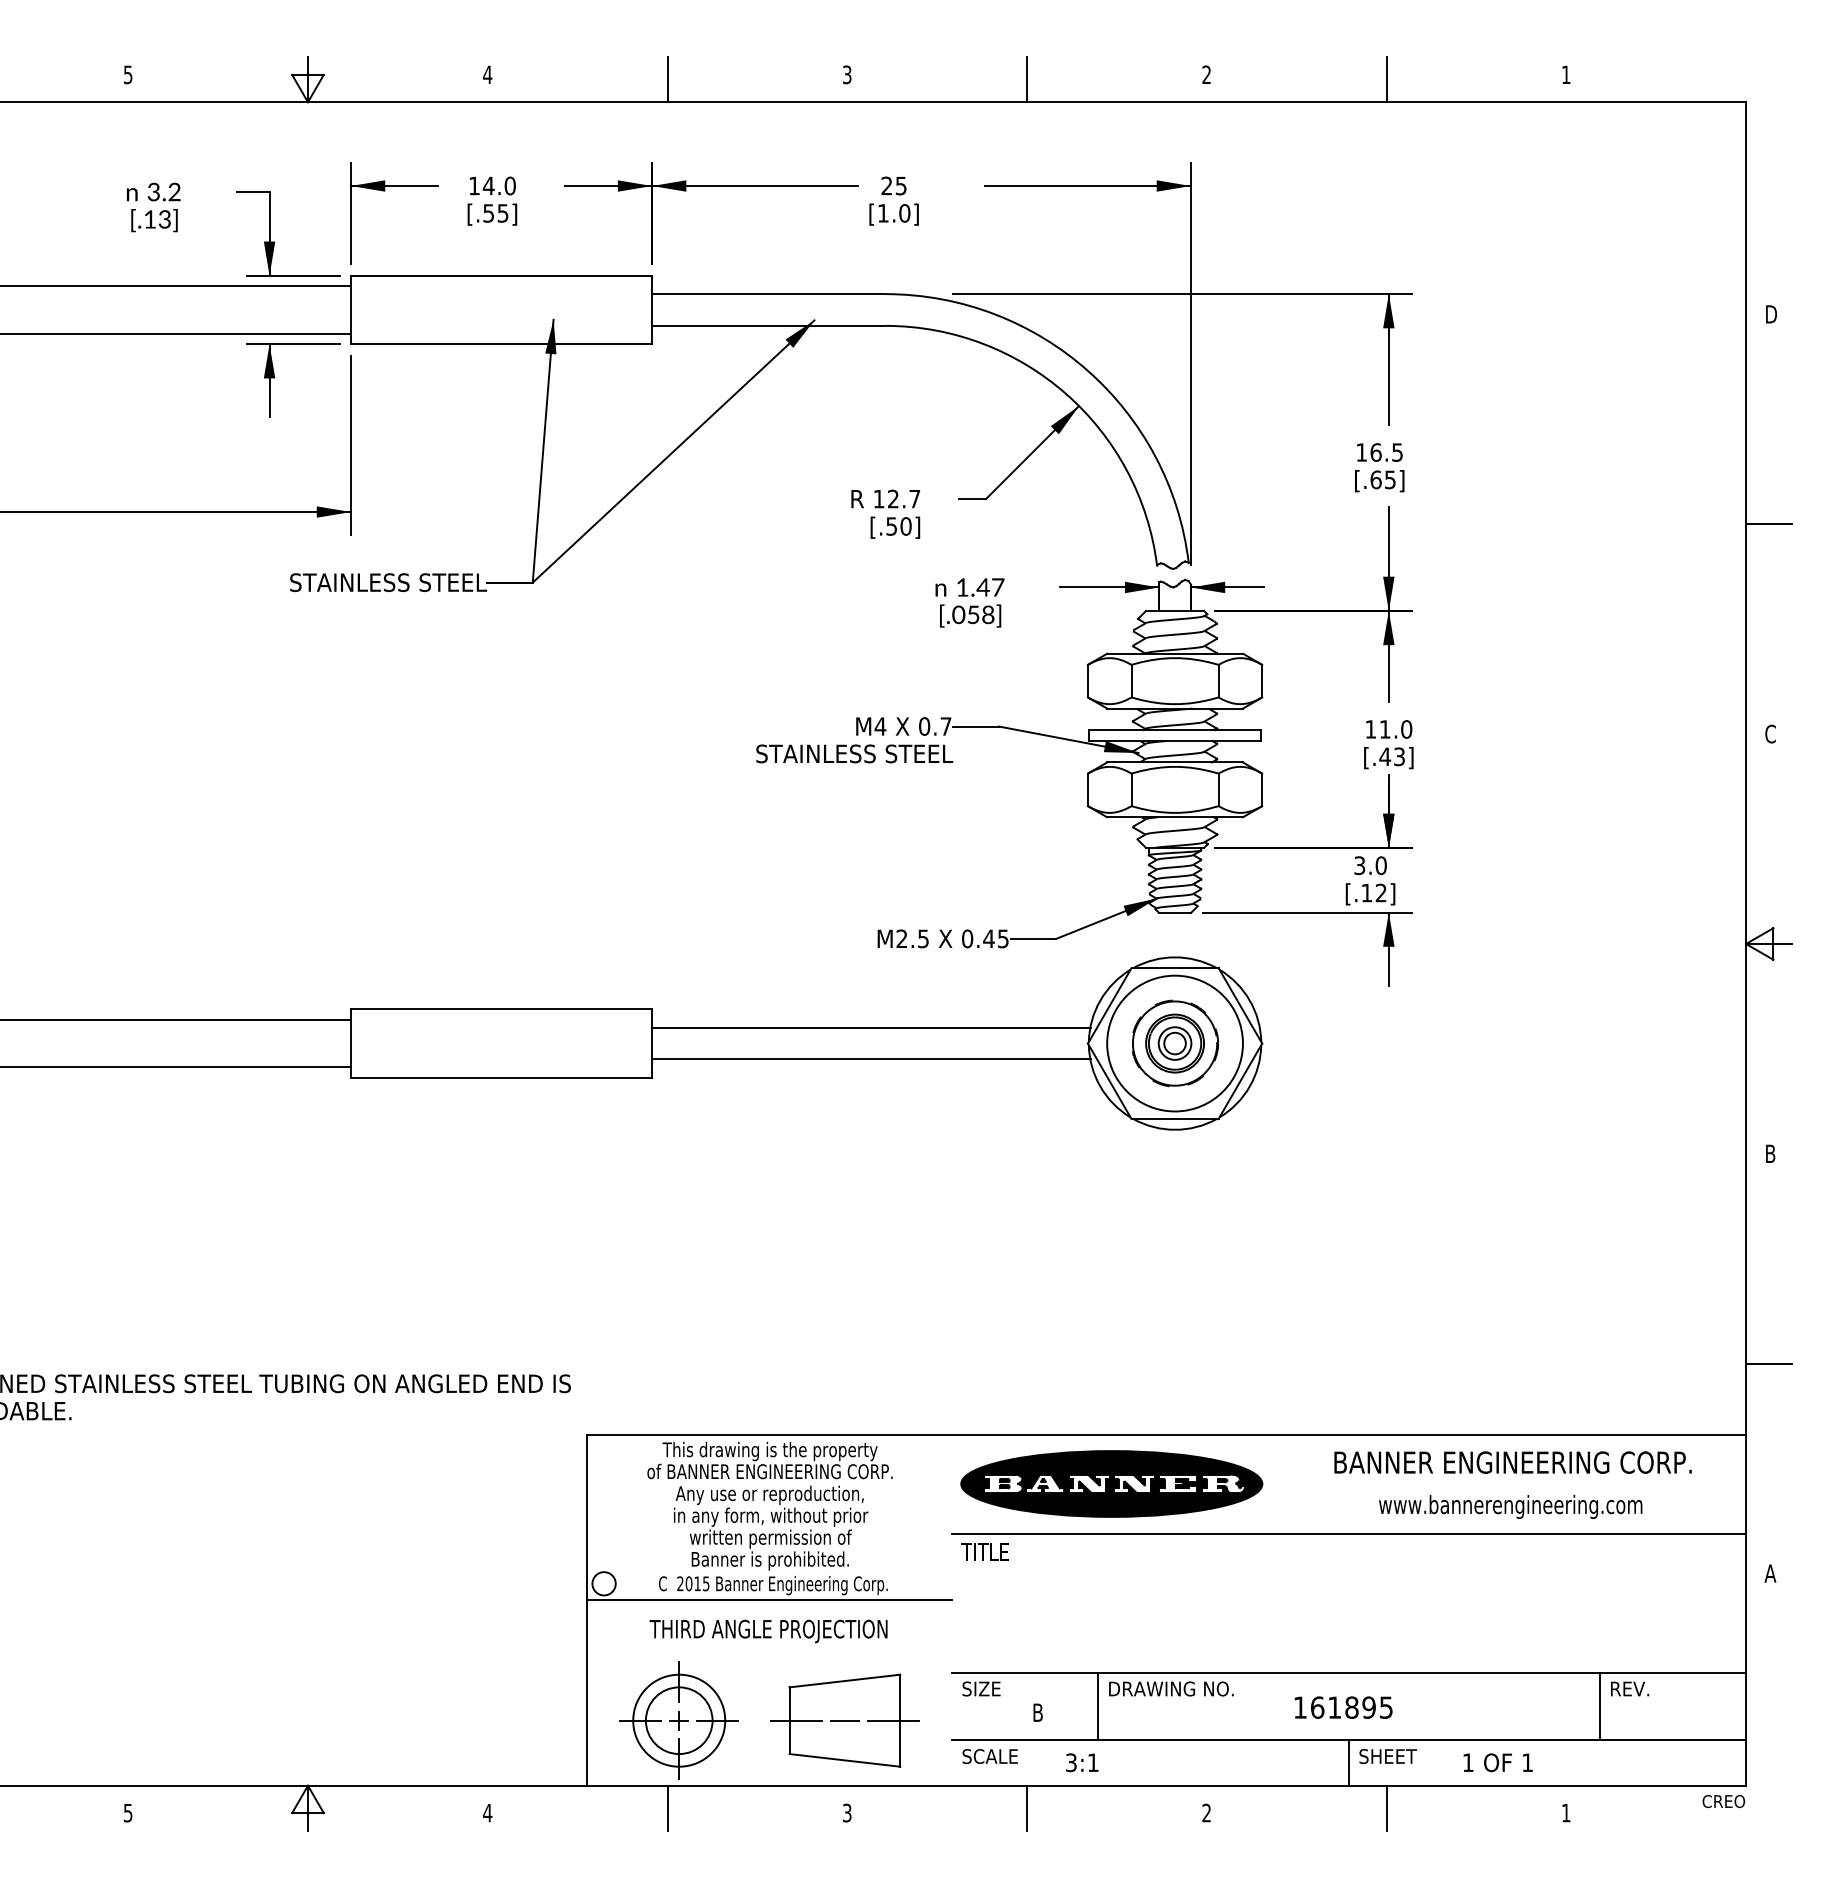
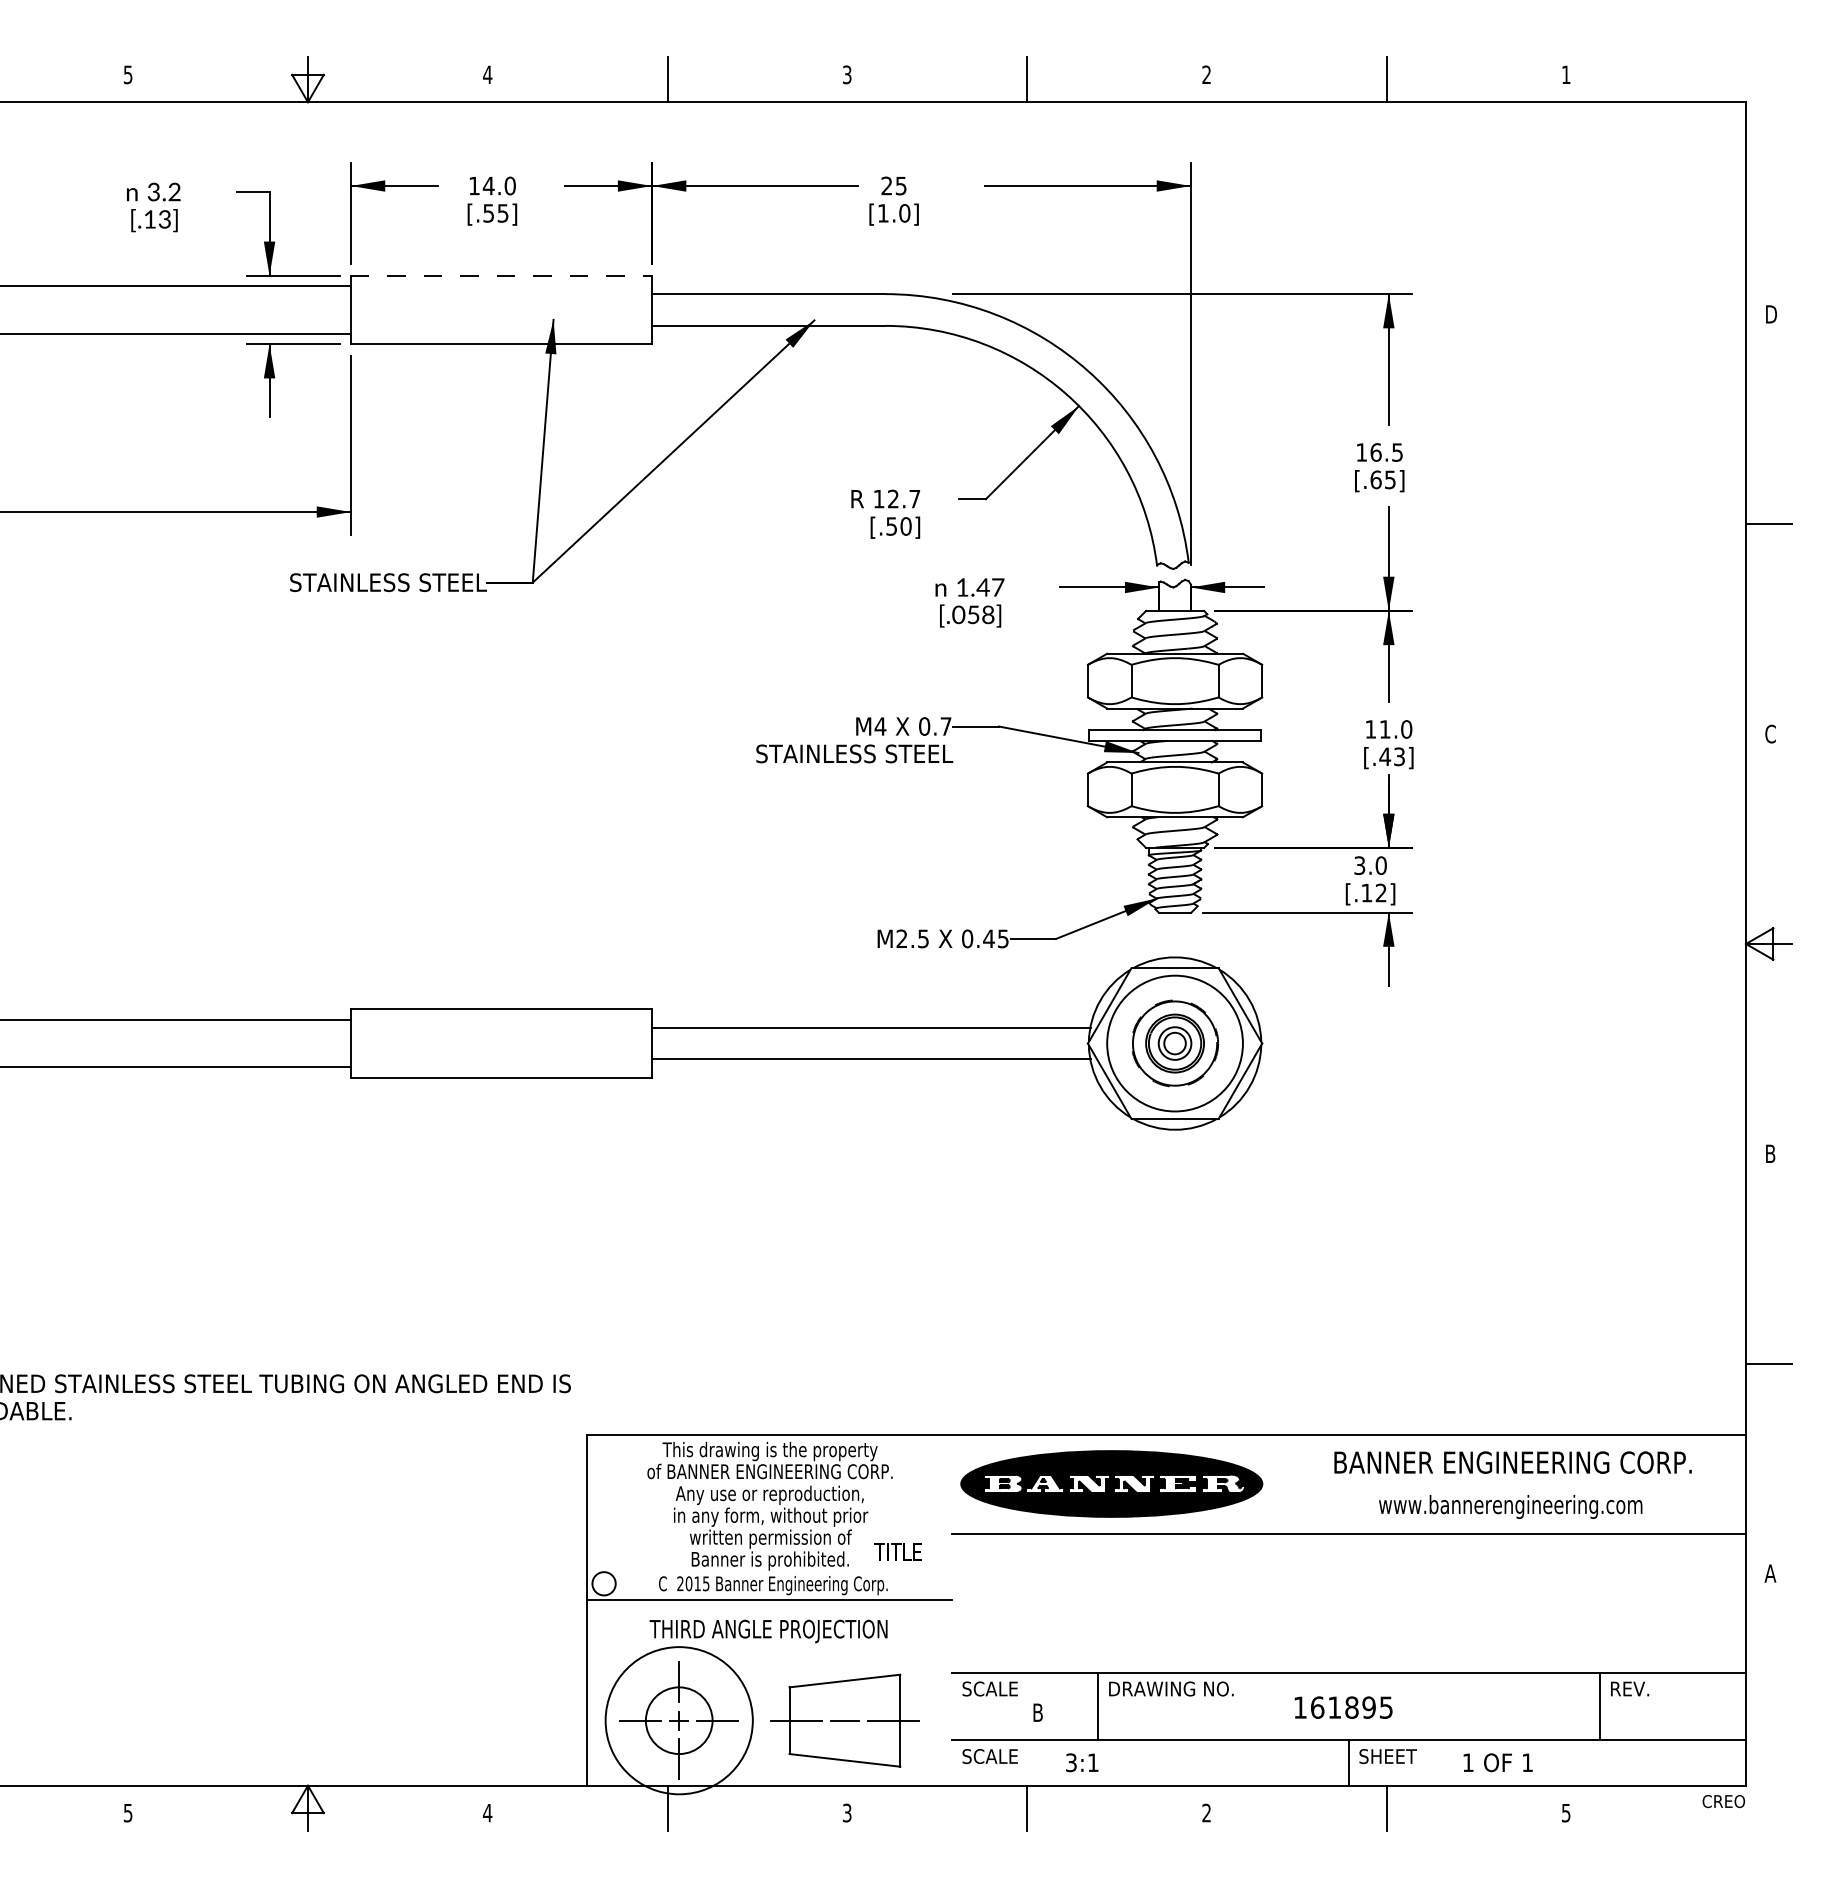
line: solid -> dashed (501, 275)
text position: (984, 1551) -> (897, 1551) (897, 1551)
text: SIZE -> SCALE (995, 1688)
circle diameter: 92 px -> 147 px (678, 1720)
text: 1 -> 5 (1566, 1813)
